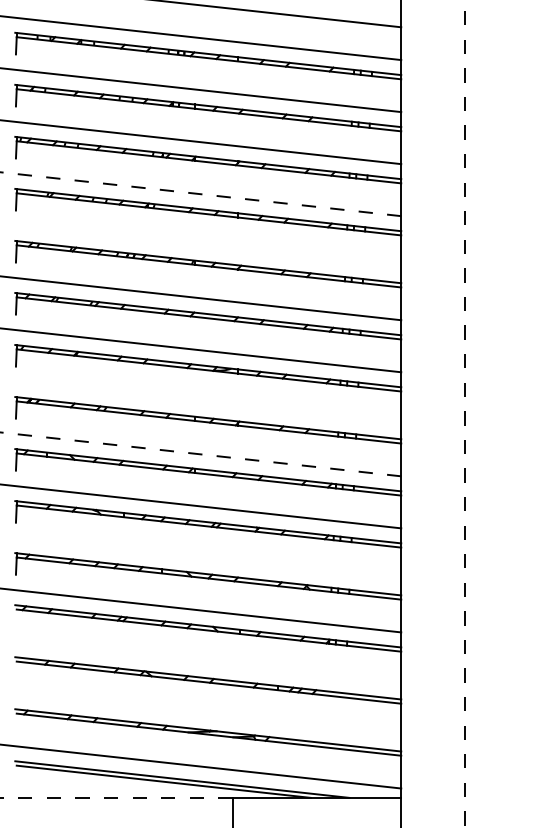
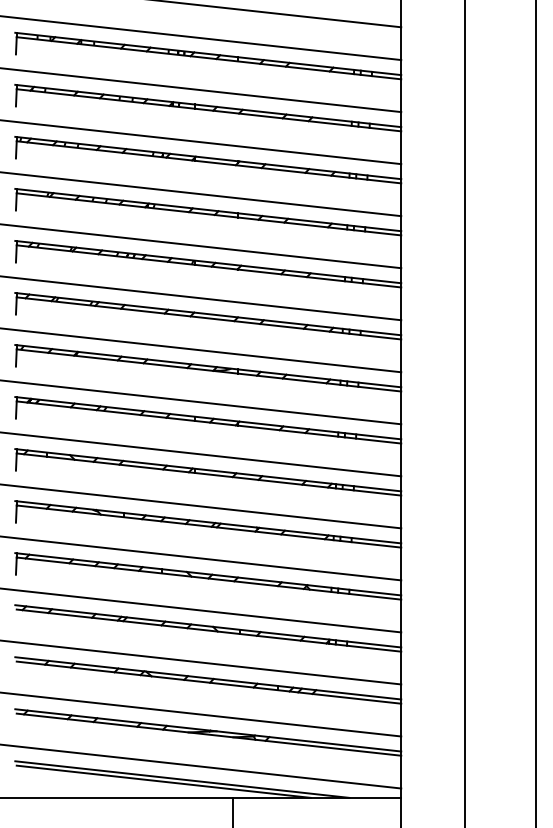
line: dashed -> solid (200, 194)
line: none -> present (201, 246)
line: none -> present (201, 402)
line: dashed -> solid (464, 413)
line: none -> present (536, 413)
line: dashed -> solid (200, 454)
line: none -> present (201, 558)
line: none -> present (201, 662)
line: none -> present (201, 714)
line: dashed -> solid (116, 797)
